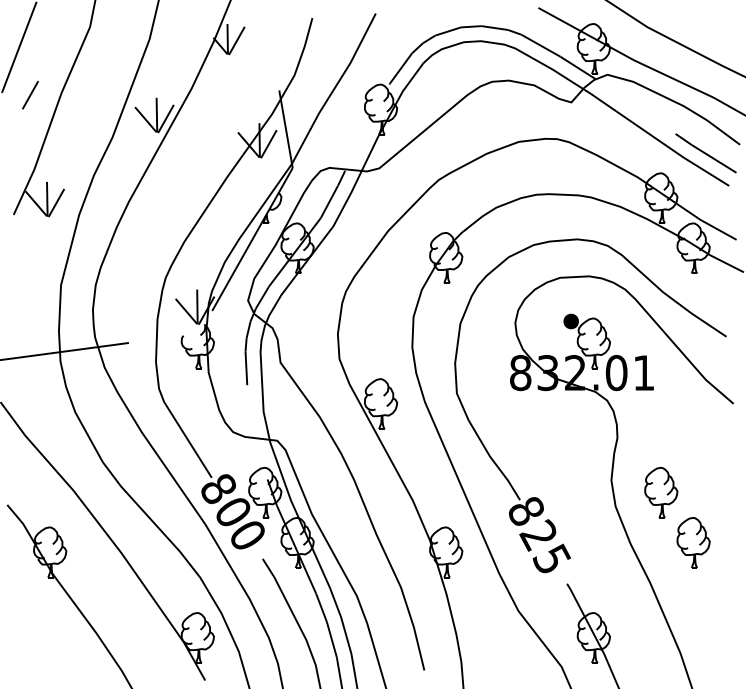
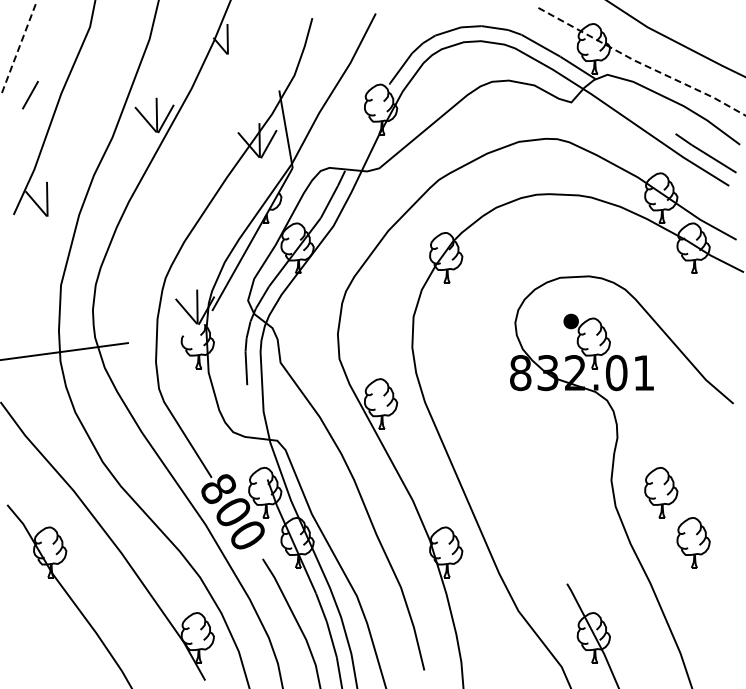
line: present -> none (236, 40)
line: solid -> dashed (19, 47)
line: solid -> dashed (641, 63)
line: present -> none (56, 202)
part: present -> none (537, 497)
